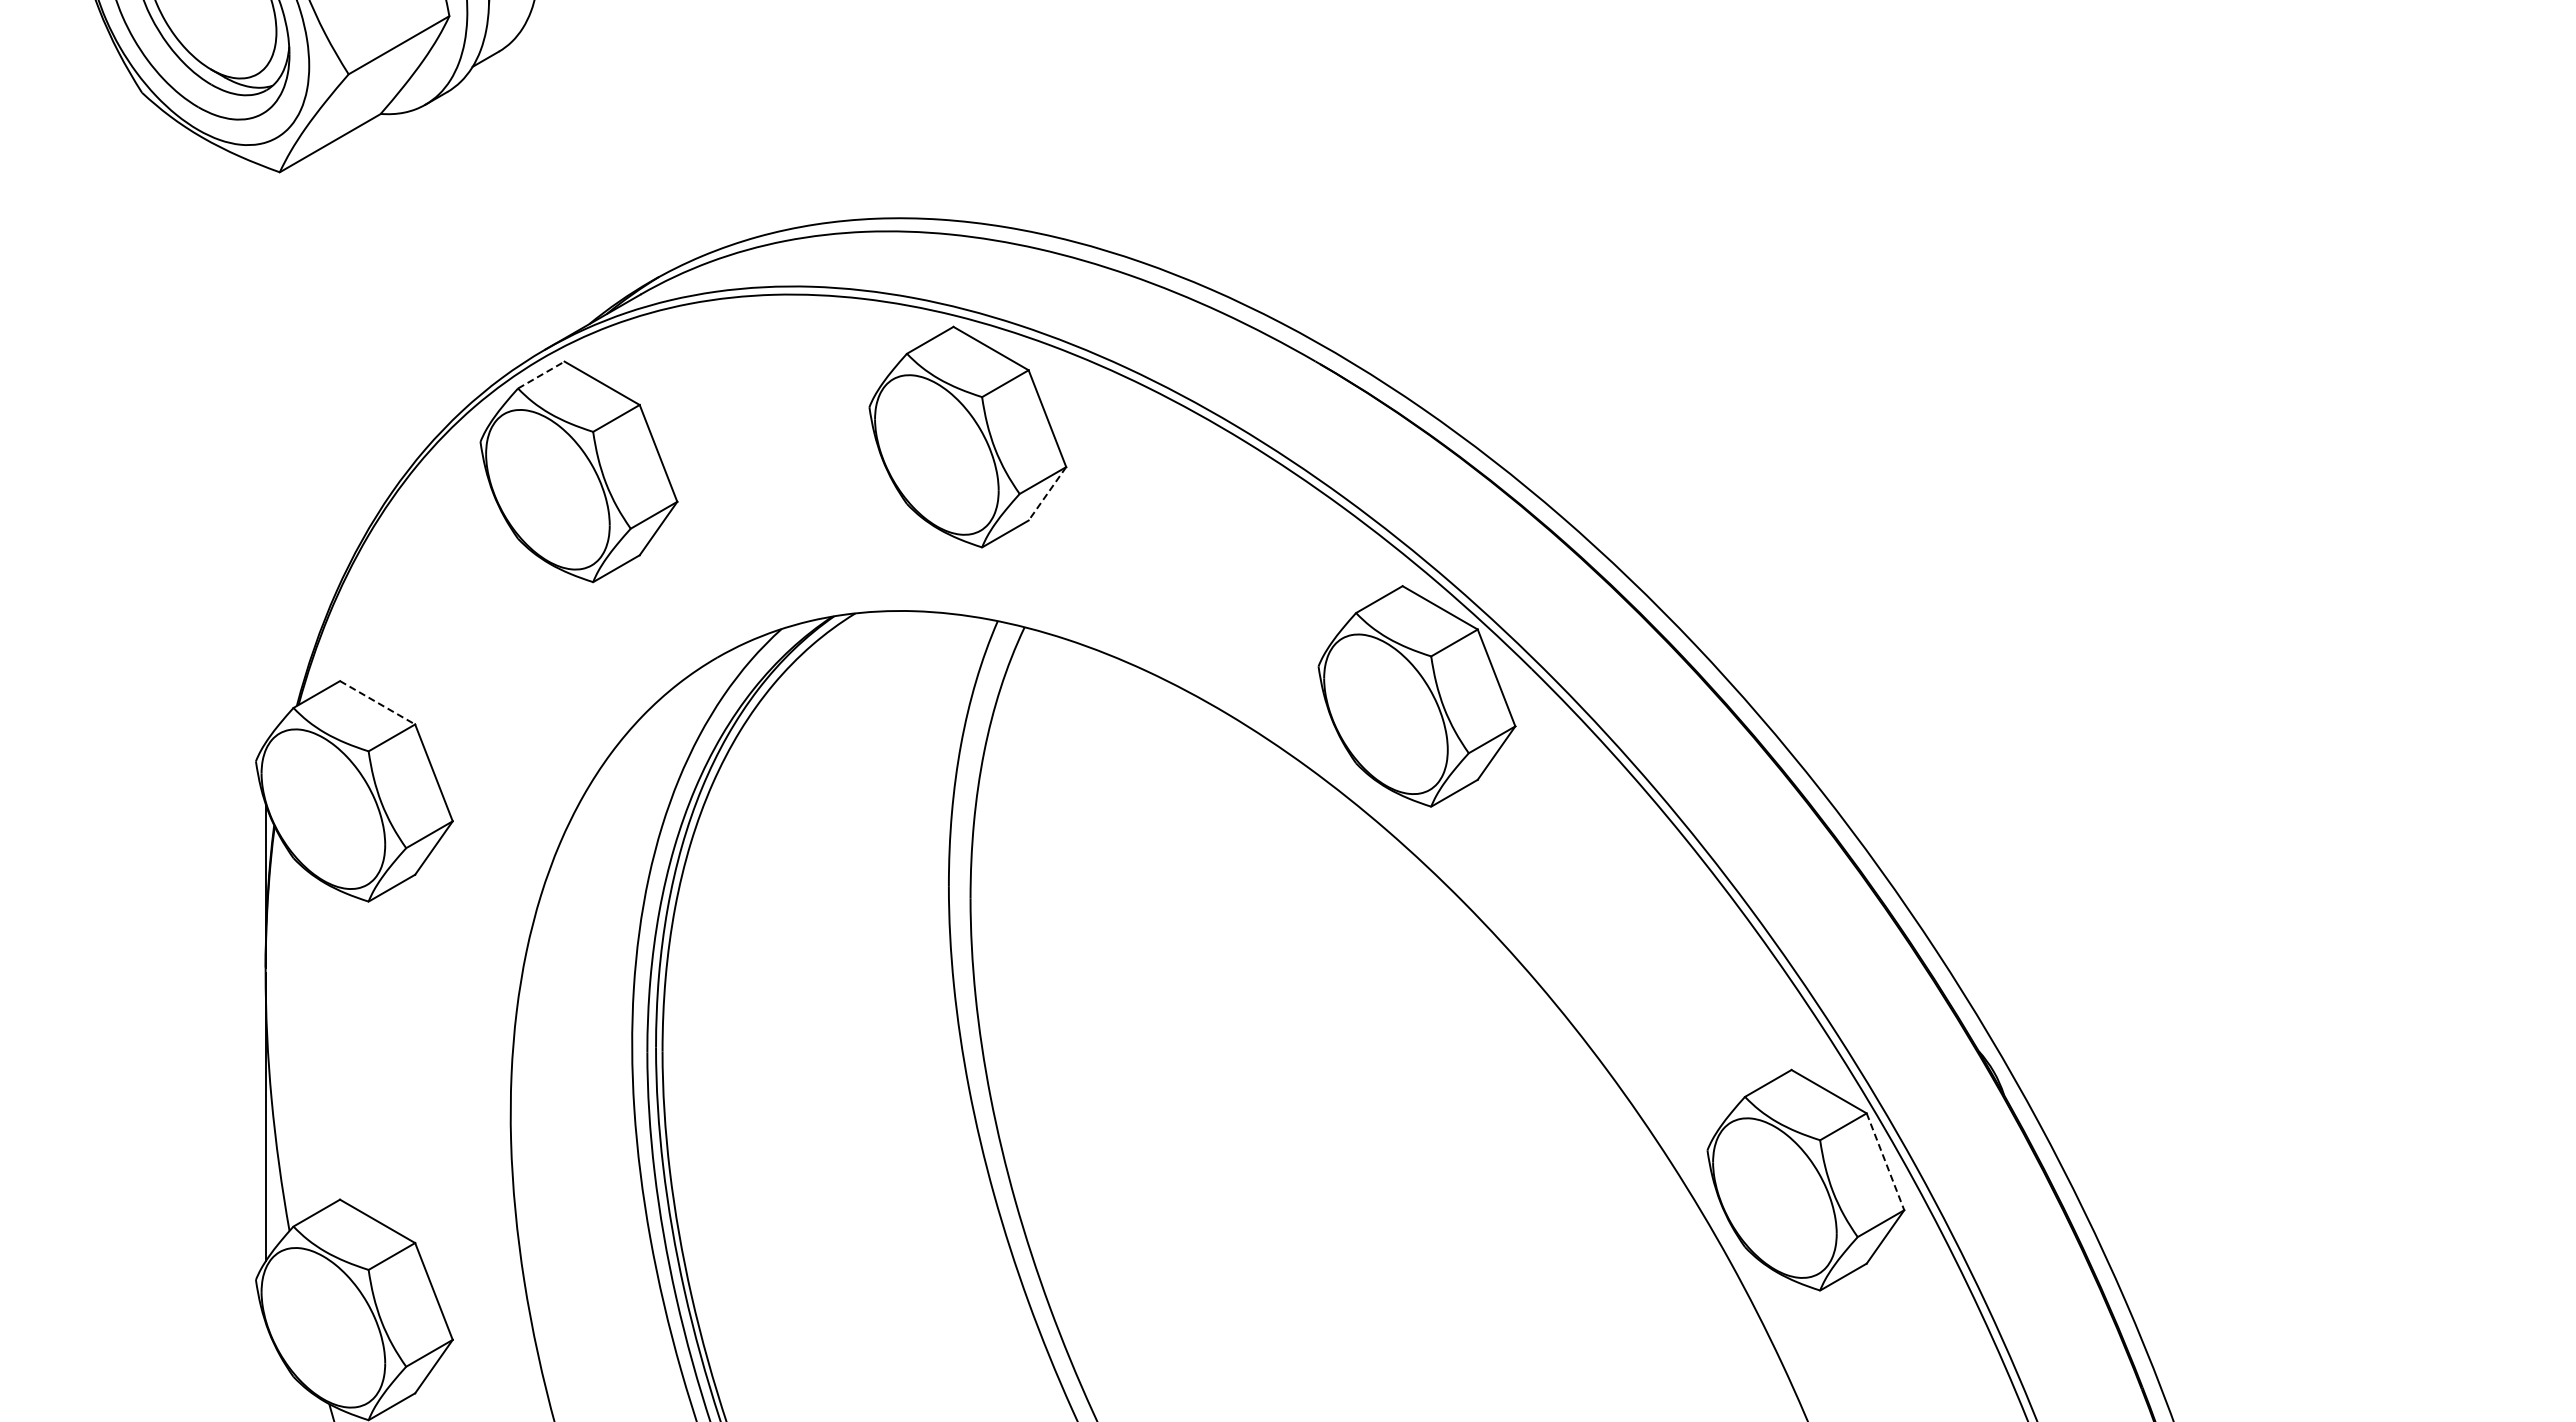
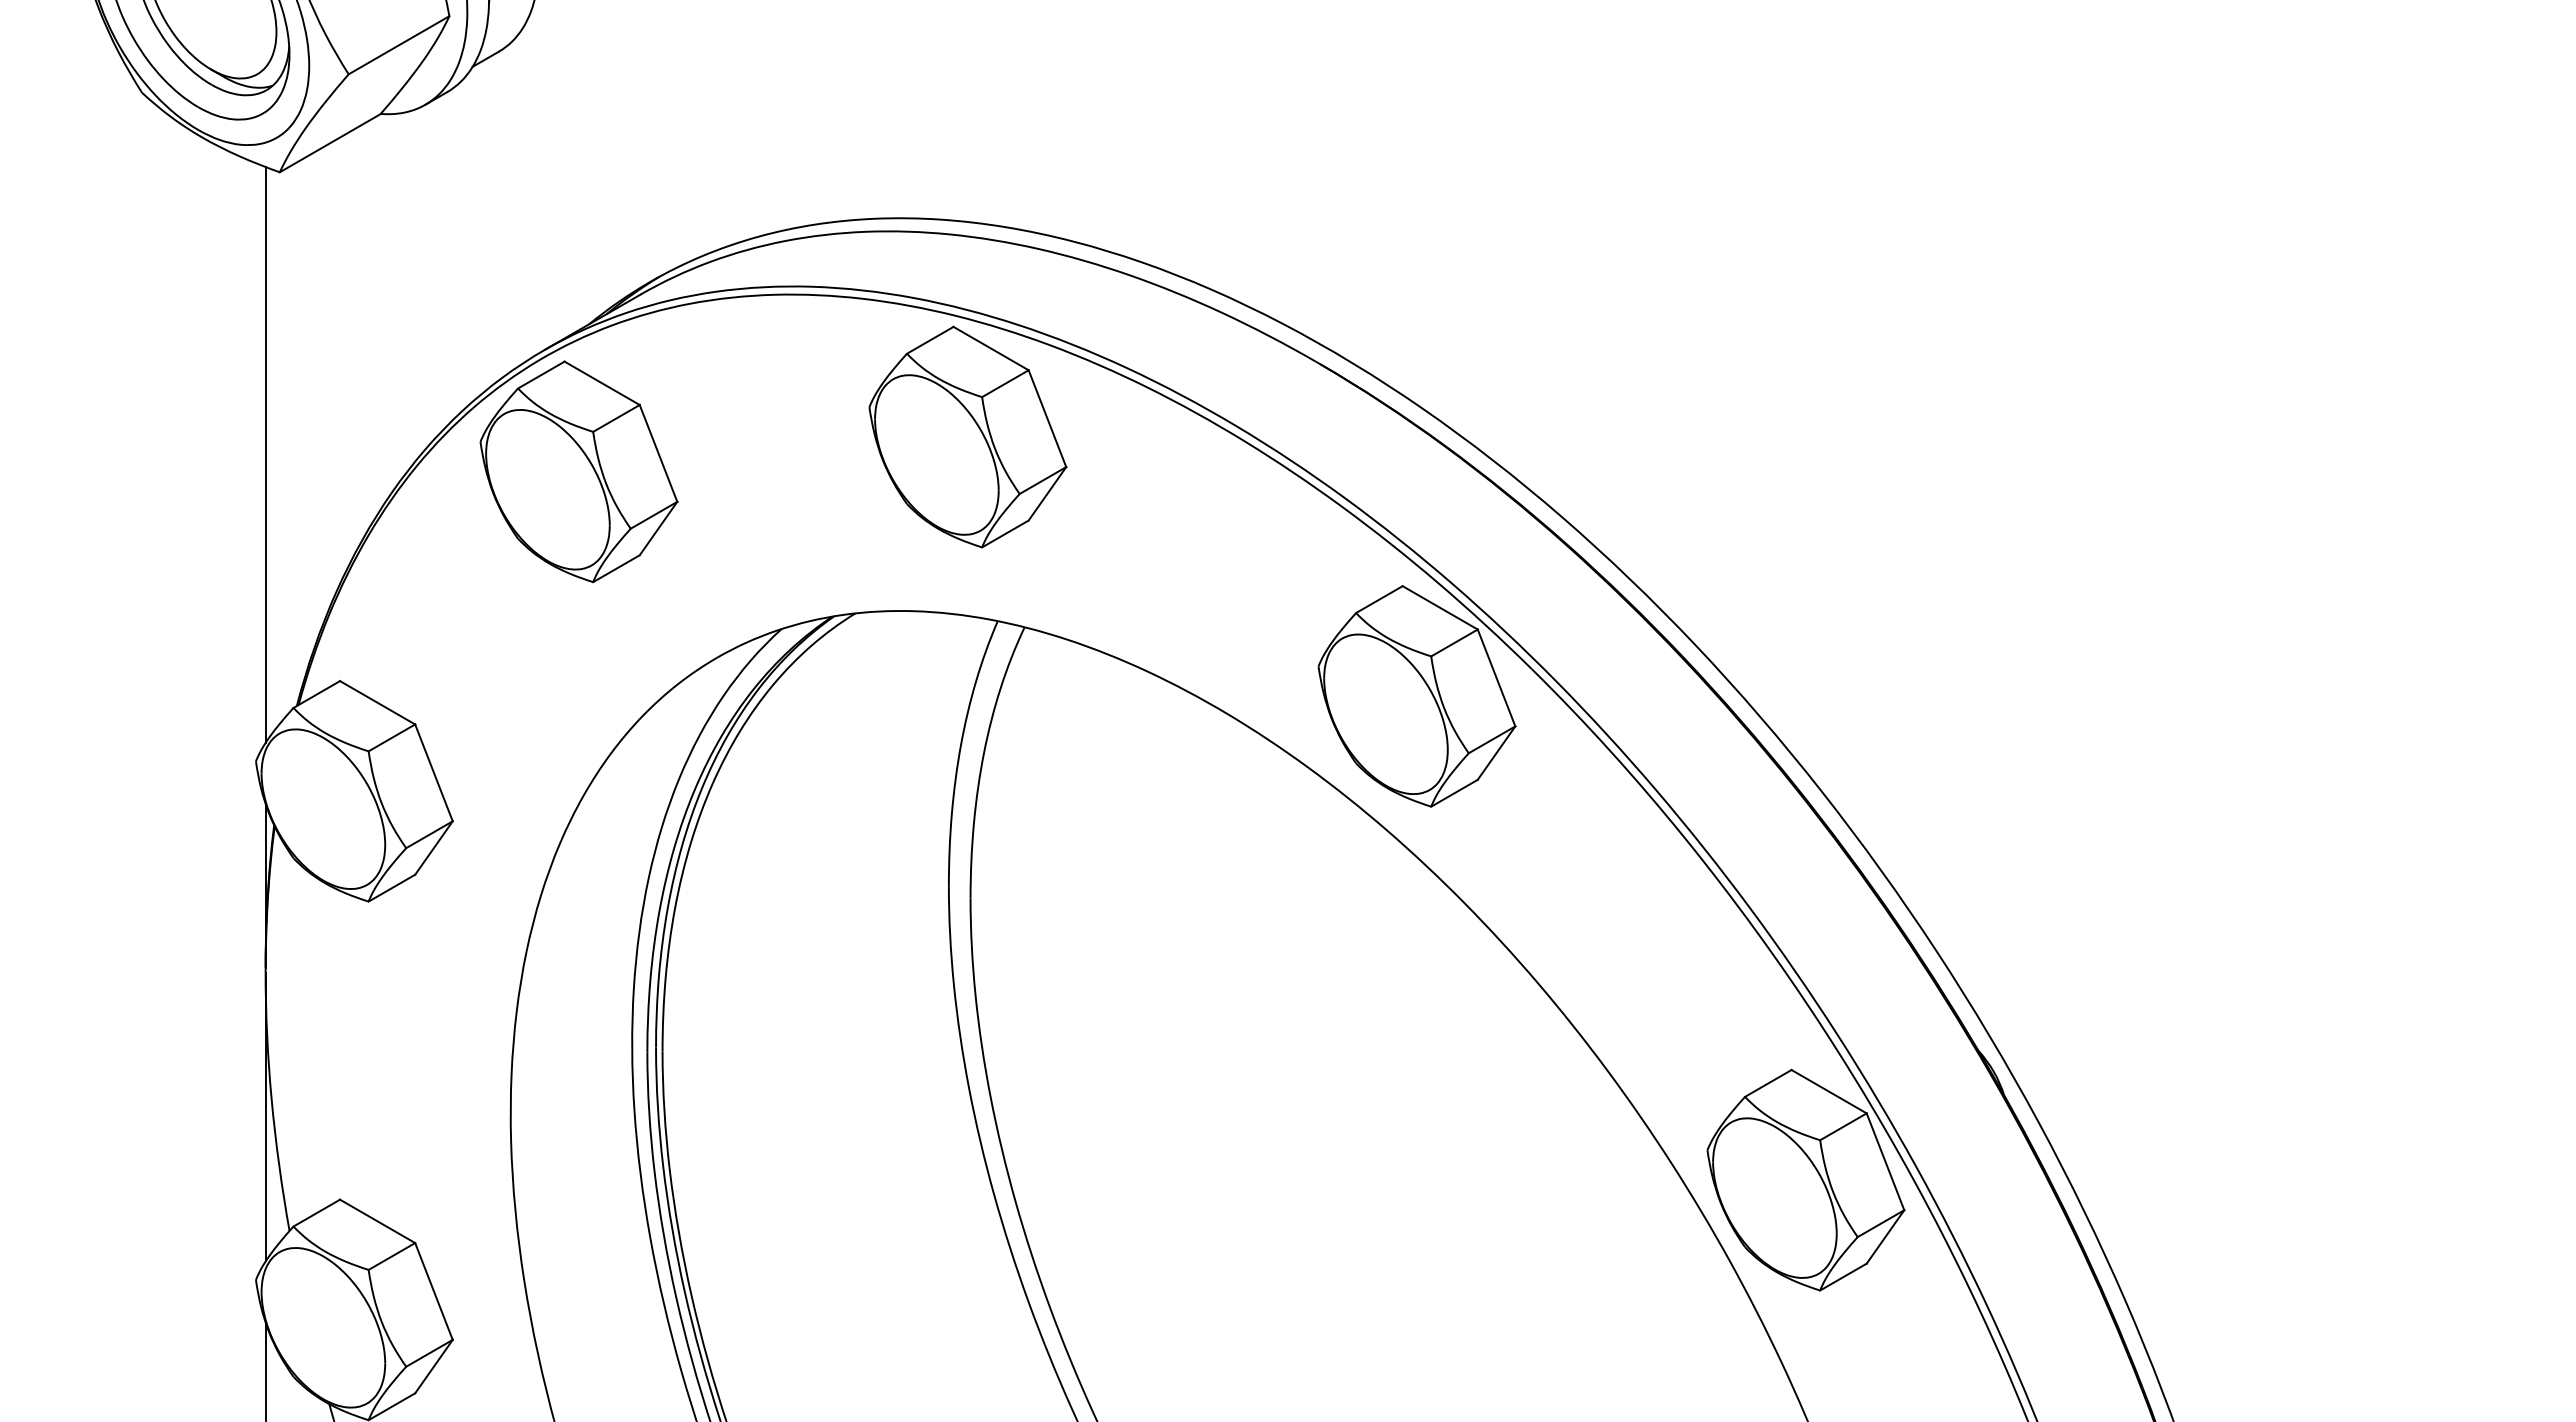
line: dashed -> solid (541, 375)
line: none -> present (265, 454)
line: dashed -> solid (1047, 493)
line: dashed -> solid (378, 703)
line: dashed -> solid (1885, 1161)
line: none -> present (265, 1370)
